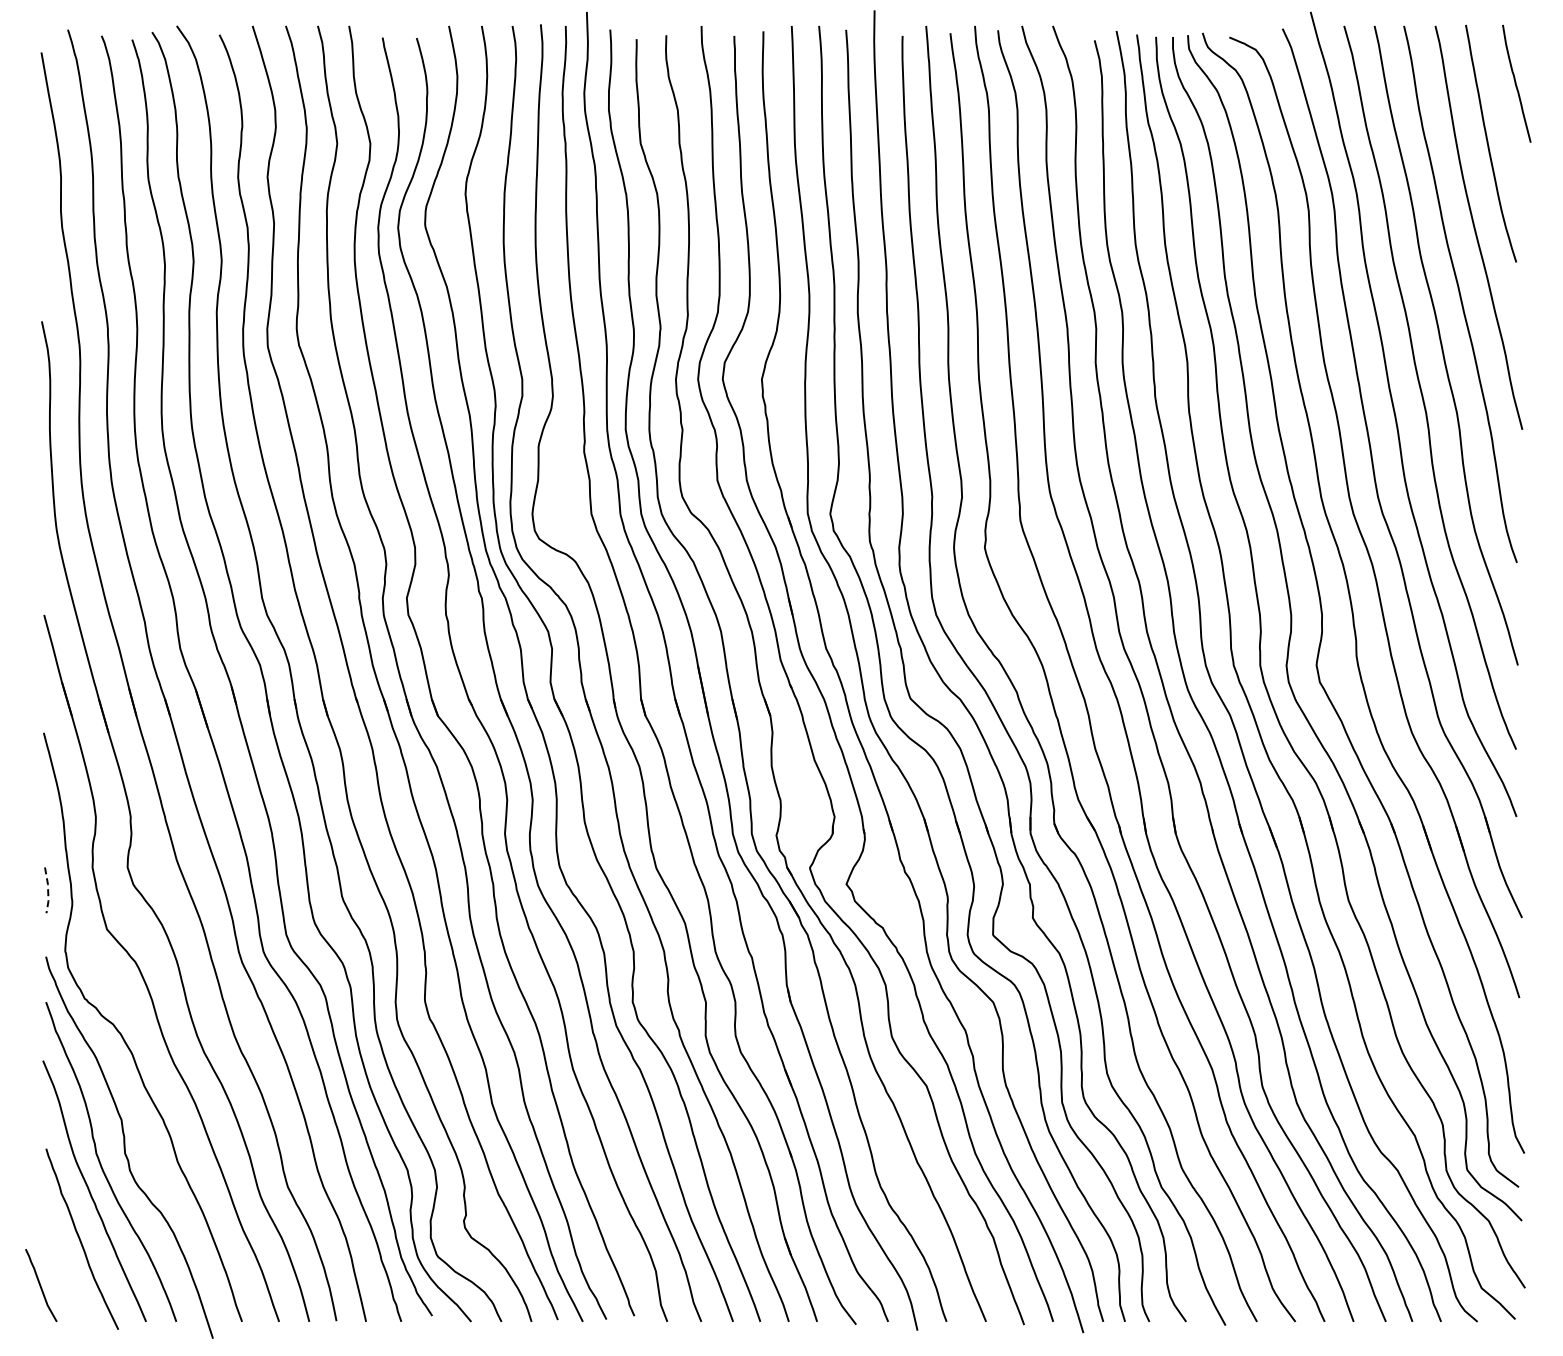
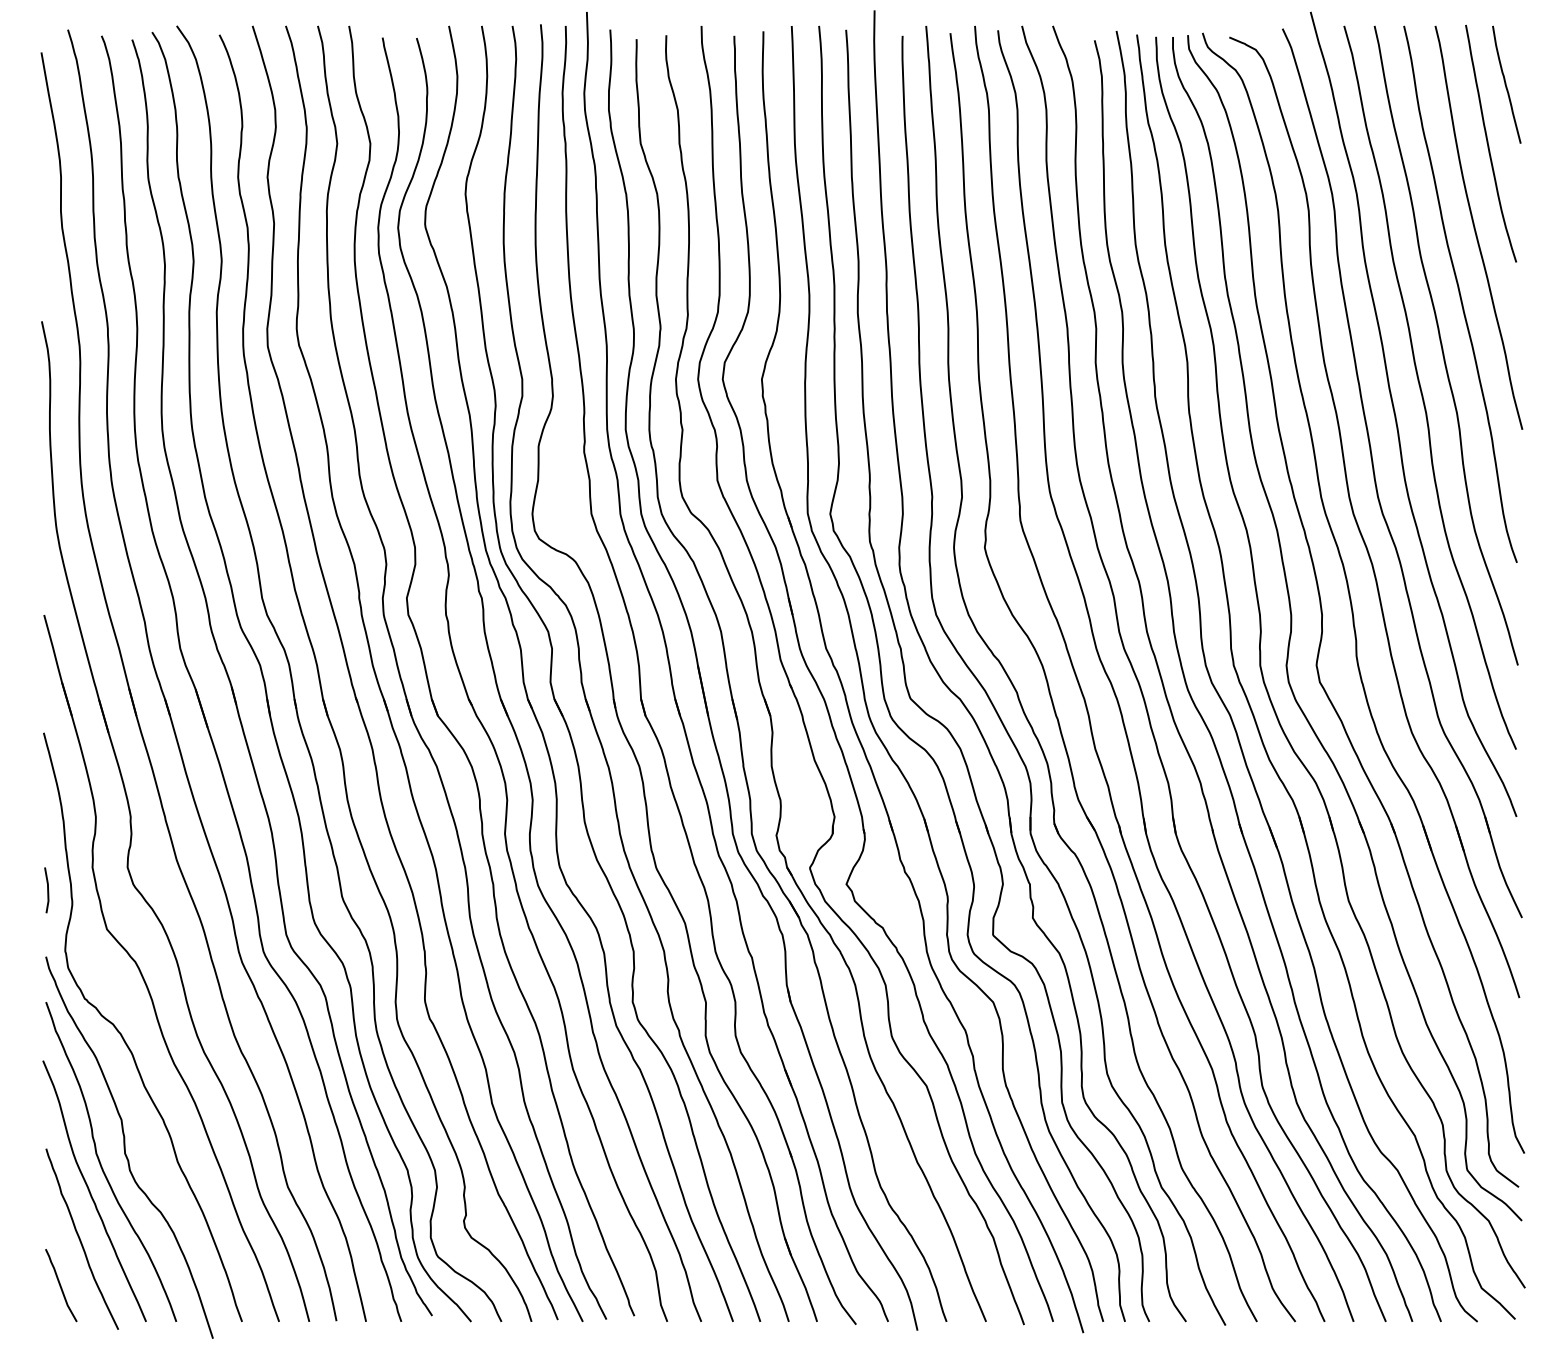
curve position: (1516, 83) -> (1506, 84) (1506, 84)
line: dashed -> solid (48, 890)
curve position: (41, 1285) -> (61, 1285) (61, 1285)
